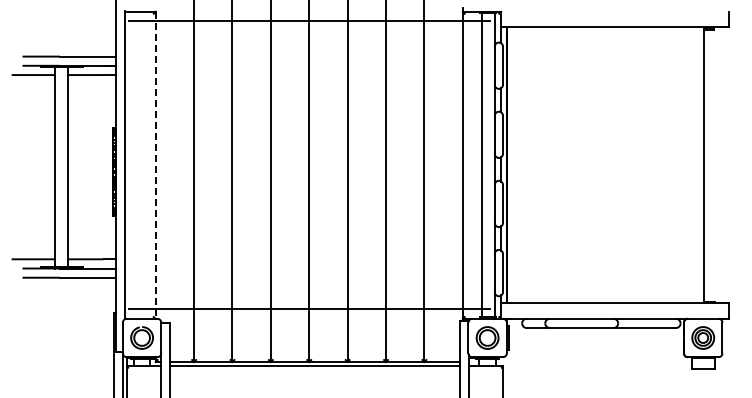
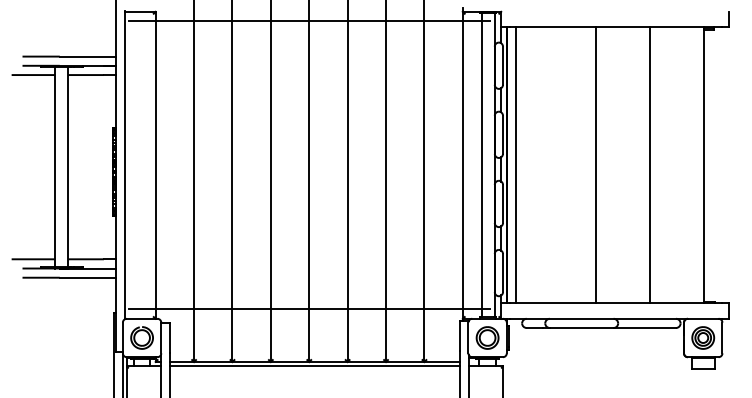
line: dashed -> solid (155, 165)
line: none -> present (515, 165)
line: none -> present (596, 165)
line: none -> present (649, 165)
